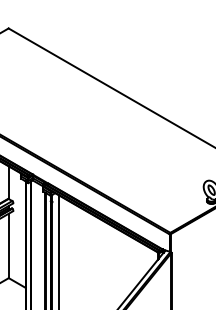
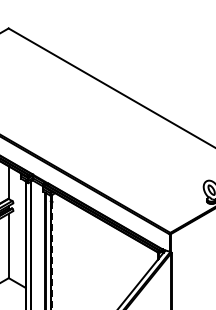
line: present -> none (58, 250)
line: solid -> dashed (52, 255)
